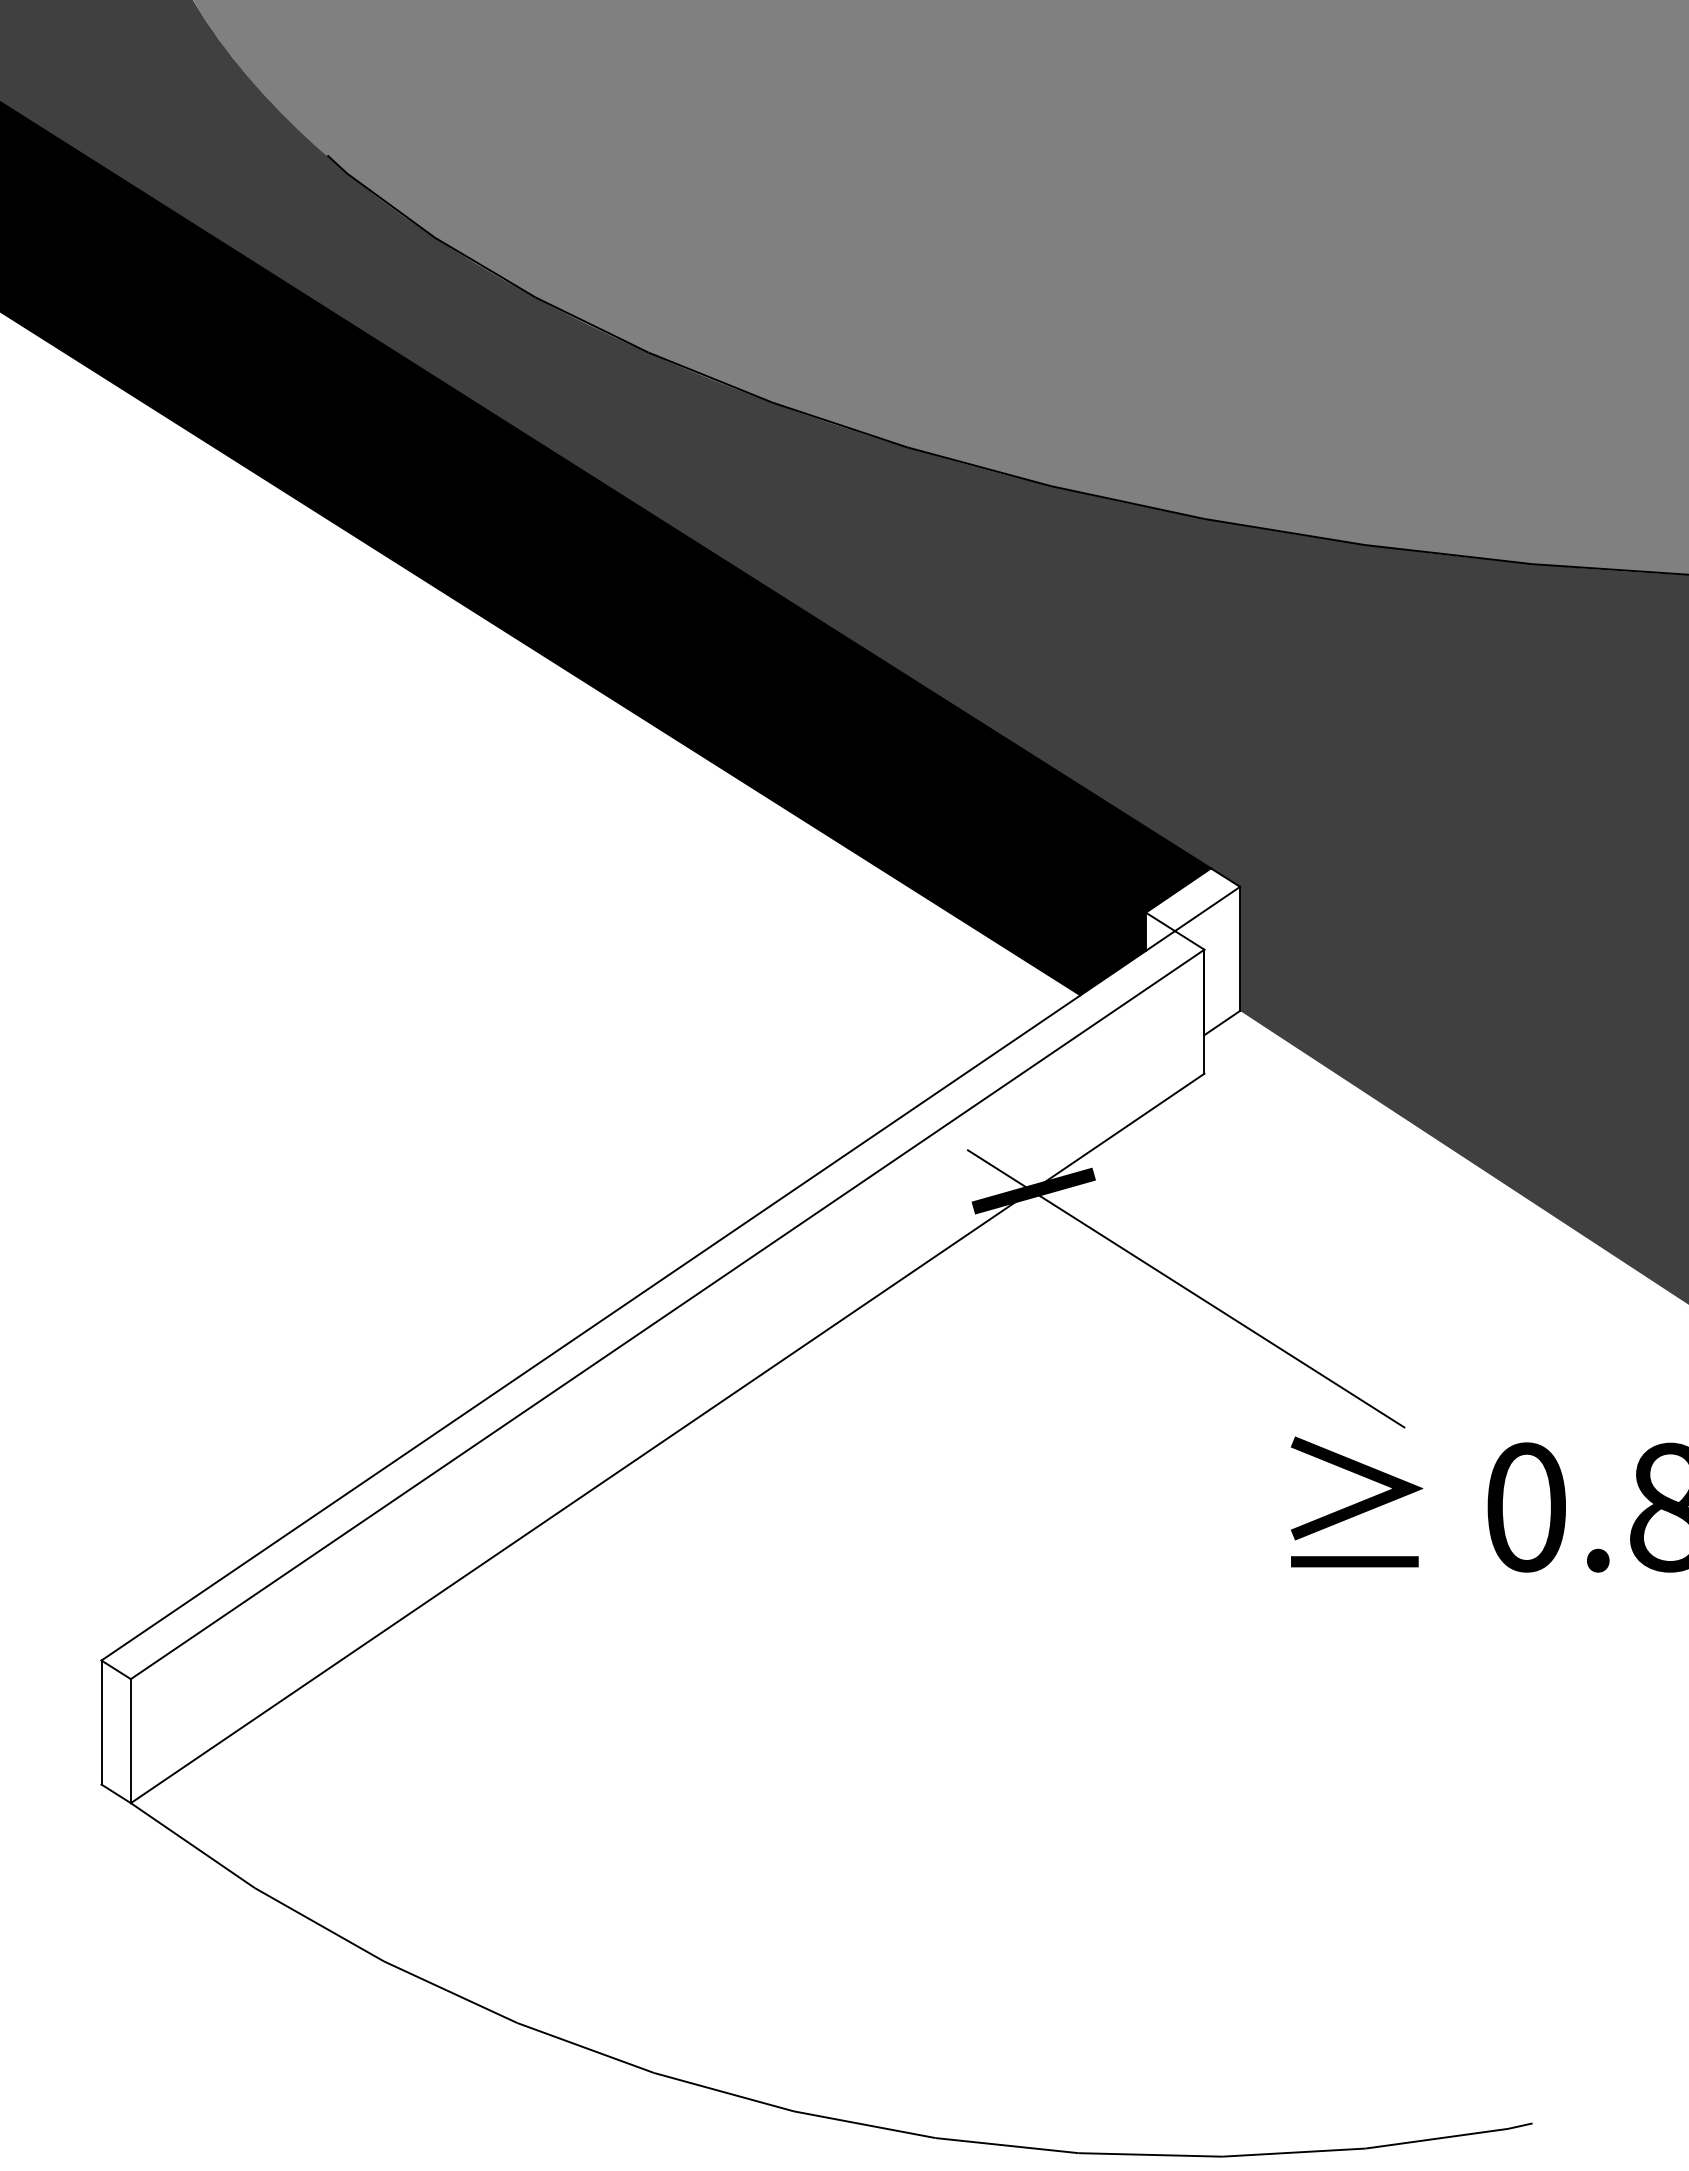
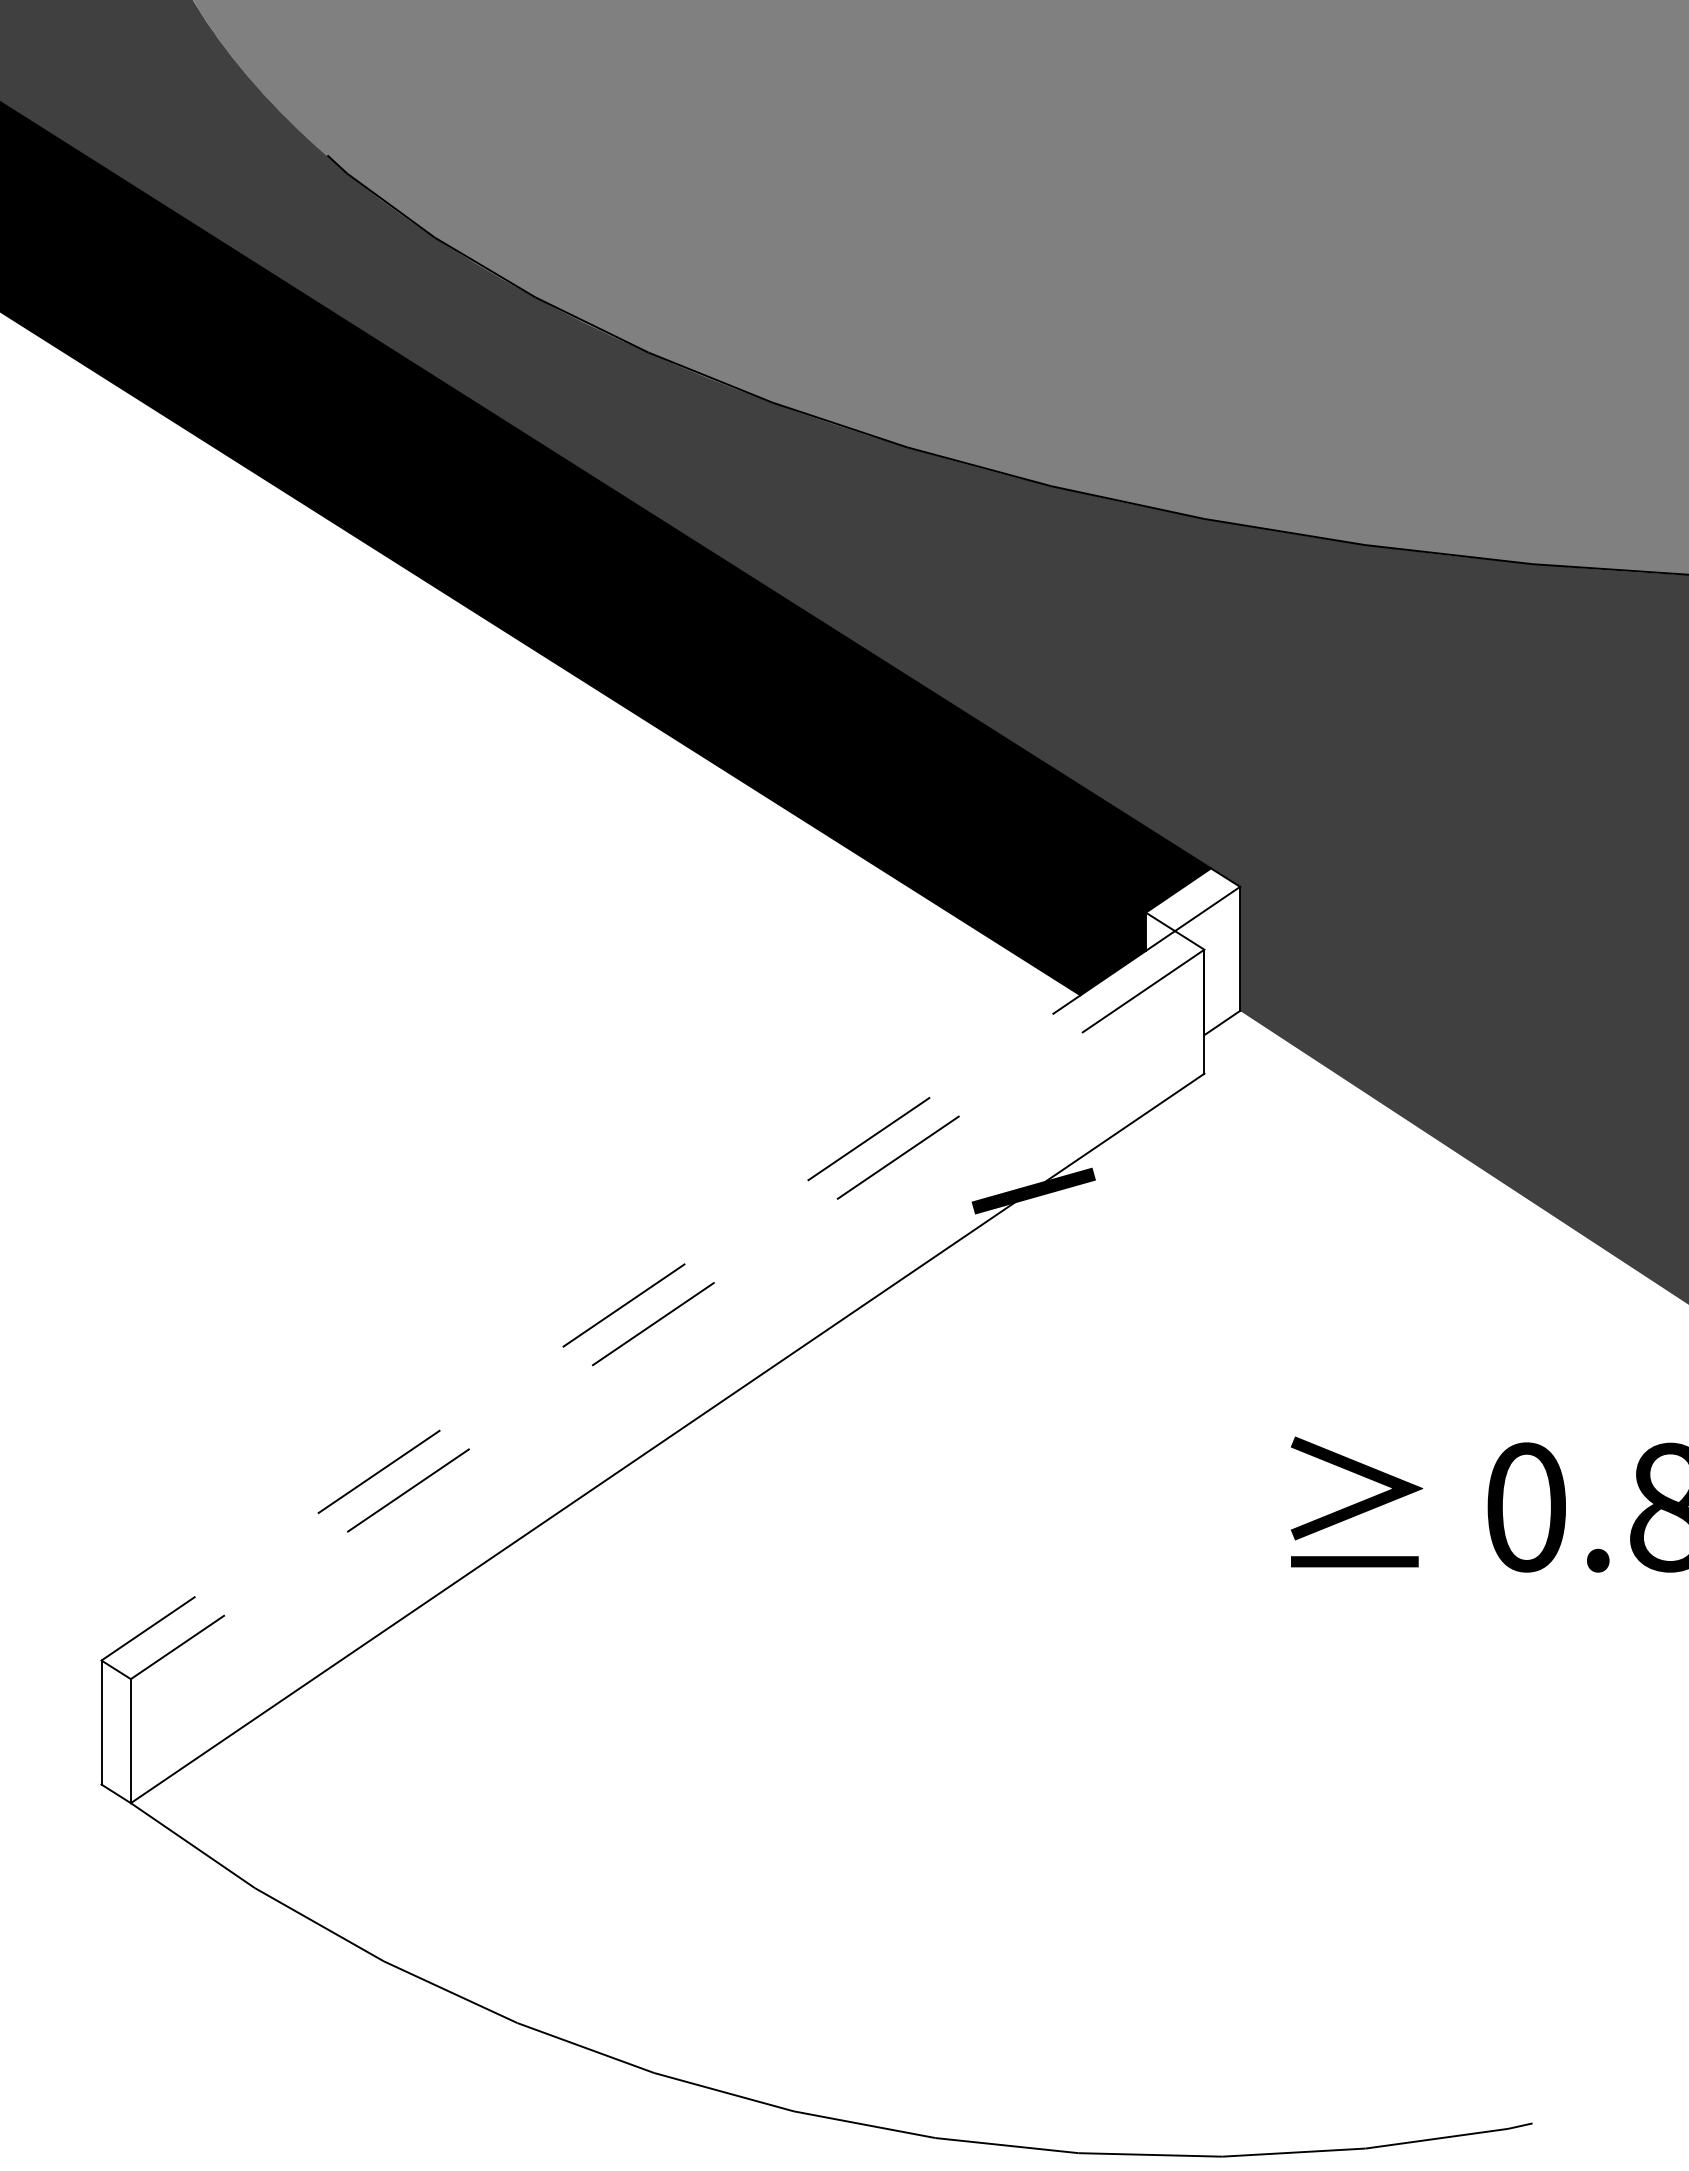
line: present -> none (1186, 1288)
line: solid -> dashed (638, 1295)
line: solid -> dashed (667, 1314)
